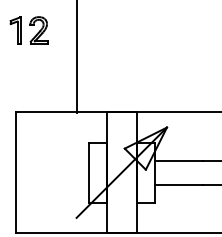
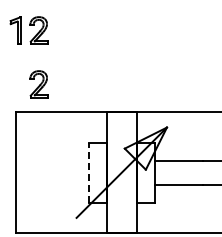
line: present -> none (76, 57)
part: none -> present (38, 84)
line: solid -> dashed (88, 172)
